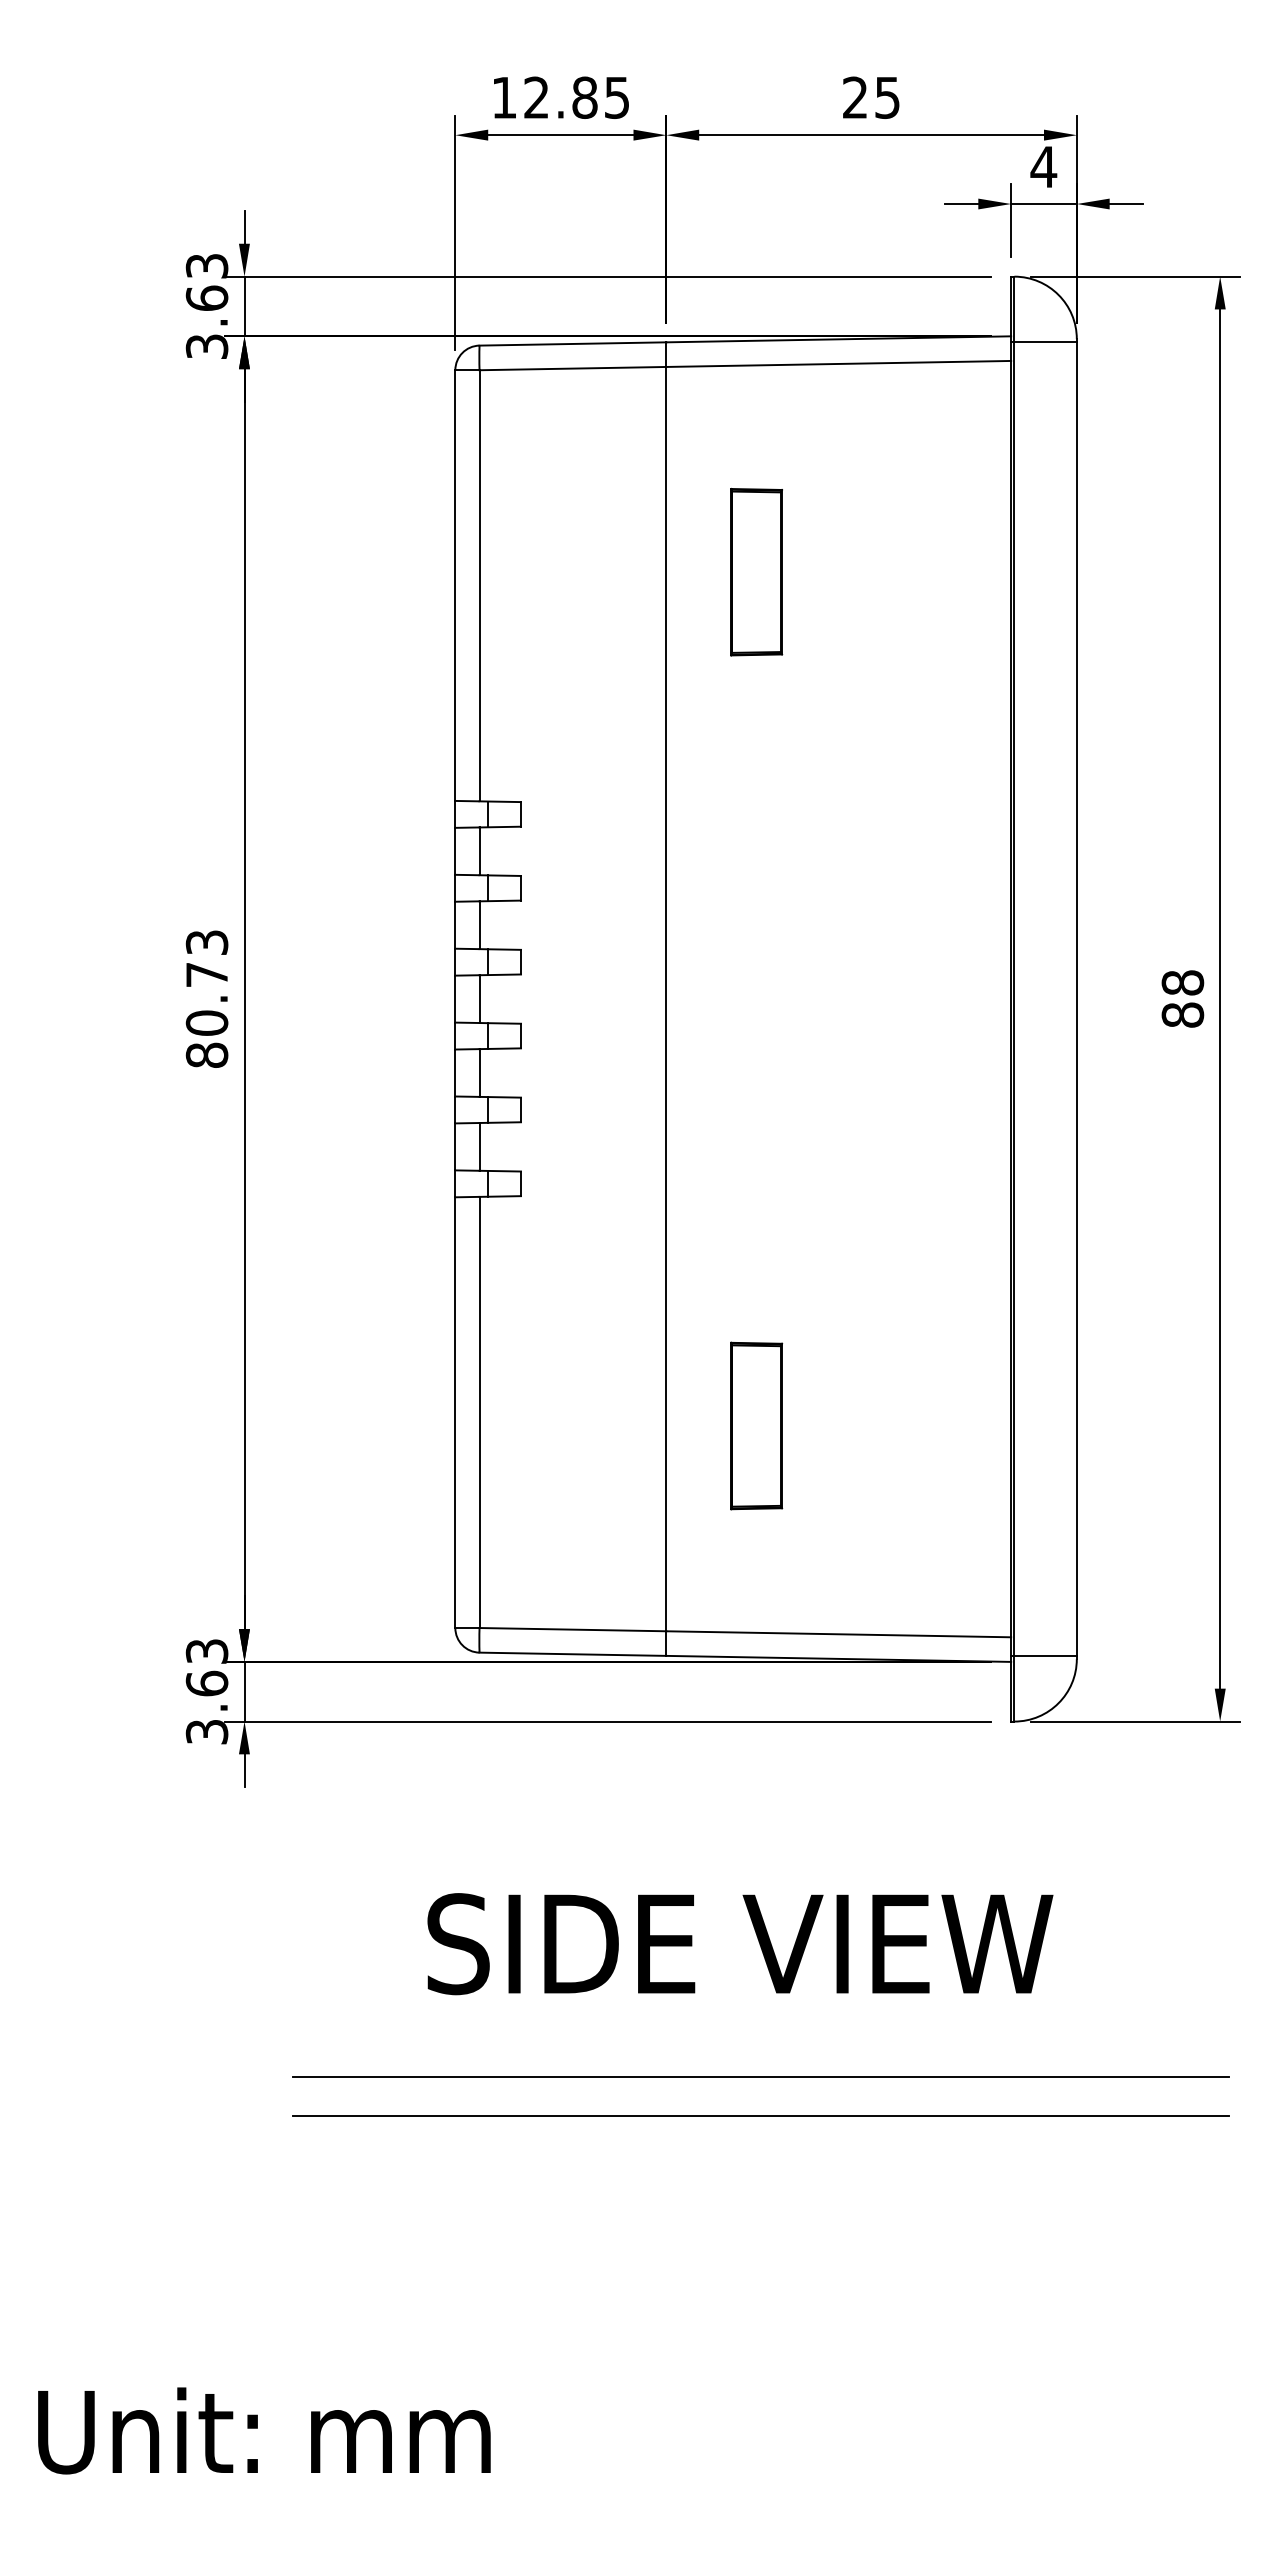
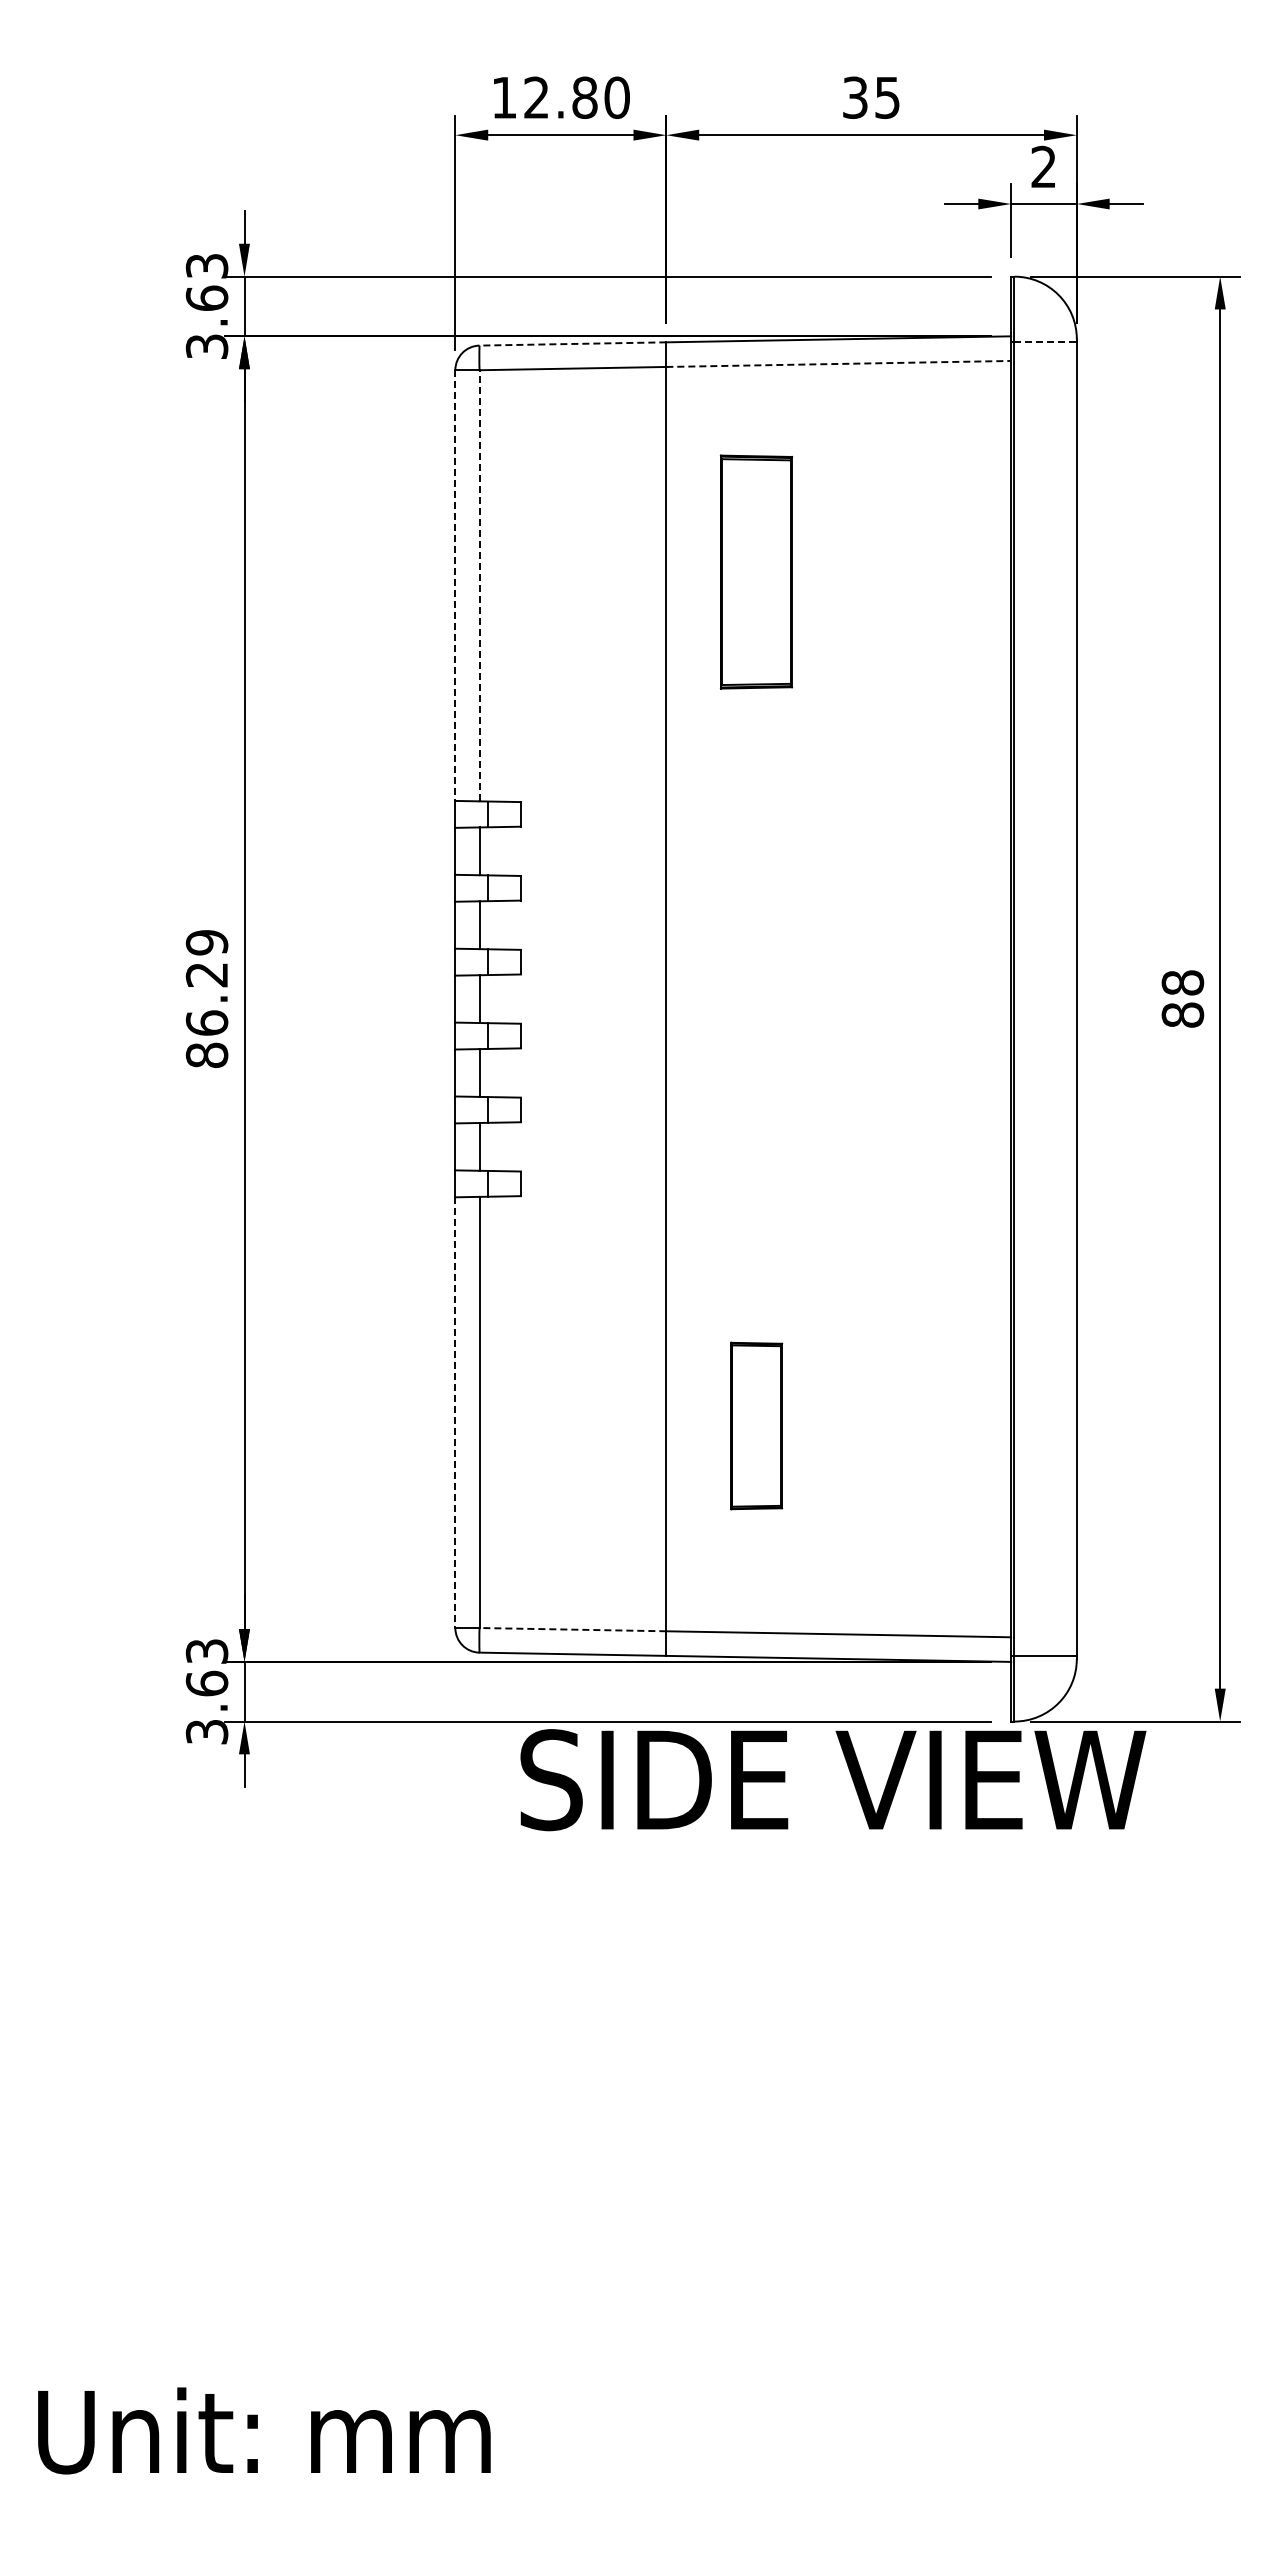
text: 12.85 -> 12.80 (616, 97)
text: 25 -> 35 (855, 97)
text: 4 -> 2 (1043, 166)
line: solid -> dashed (1046, 342)
line: solid -> dashed (572, 343)
line: solid -> dashed (839, 363)
part size: 54x169 px -> 75x236 px (756, 571)
line: solid -> dashed (479, 585)
line: solid -> dashed (455, 586)
text: 80.73 -> 86.29 (206, 982)
line: solid -> dashed (455, 1413)
line: solid -> dashed (572, 1629)
text position: (740, 1944) -> (833, 1780) (833, 1780)
line: present -> none (760, 2077)
line: present -> none (760, 2116)
